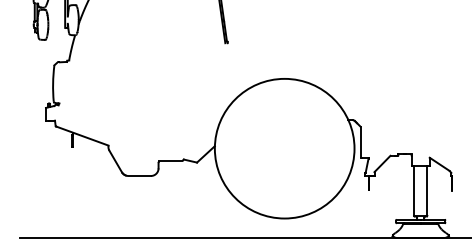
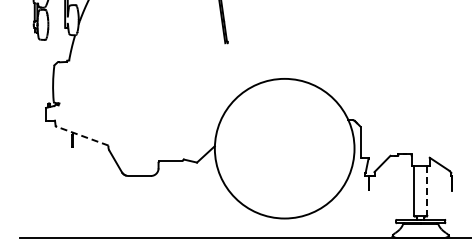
line: solid -> dashed (82, 136)
line: solid -> dashed (427, 190)
